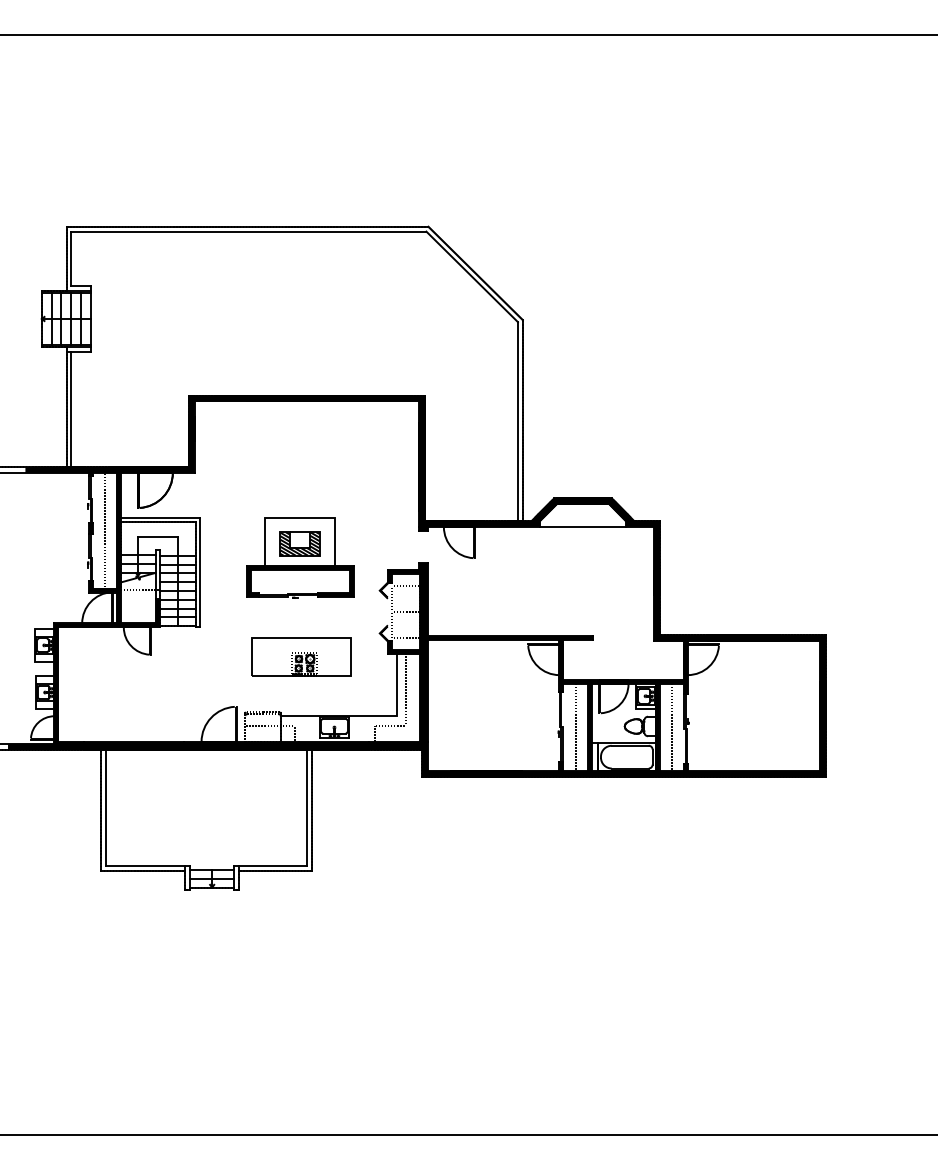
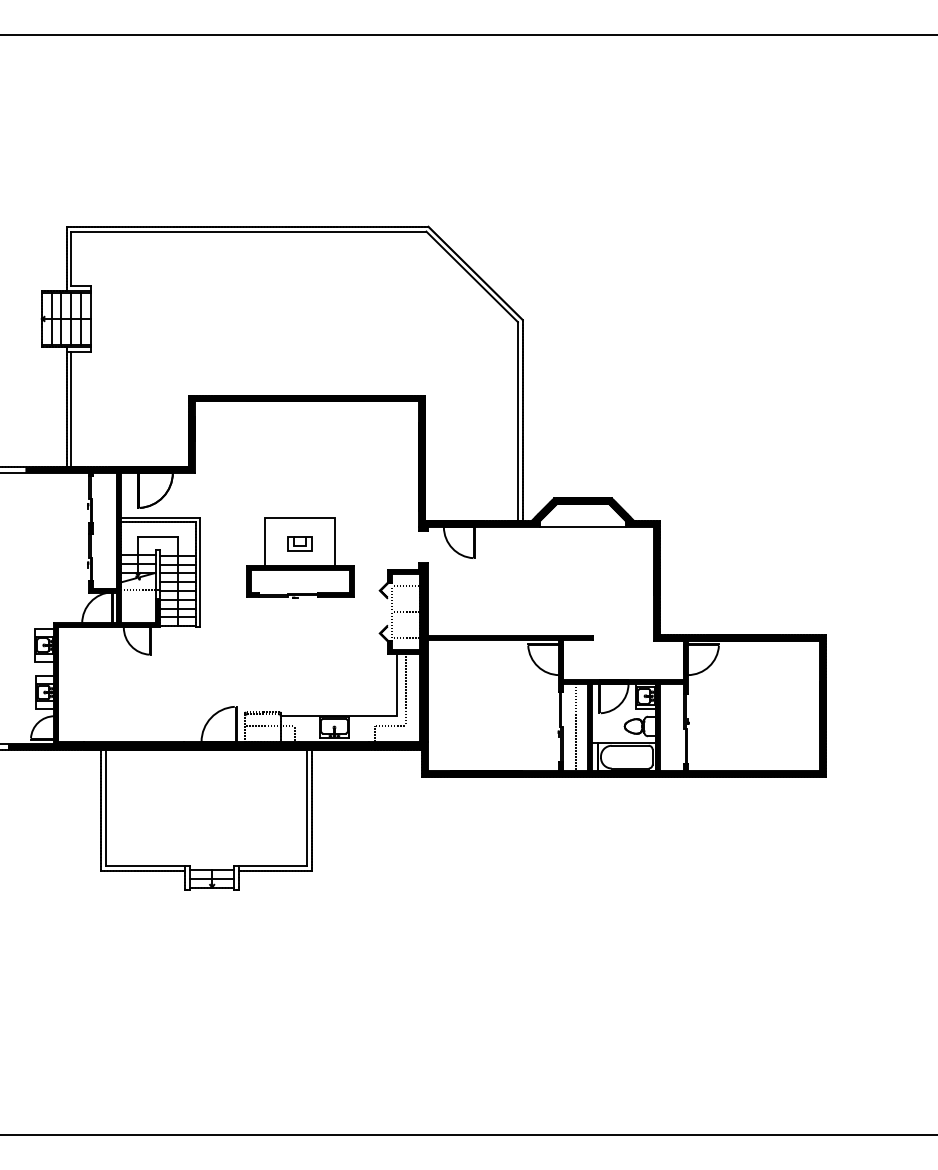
line: present -> none (104, 530)
part size: 42x26 px -> 26x16 px (299, 543)
part: present -> none (301, 656)
line: present -> none (671, 727)
